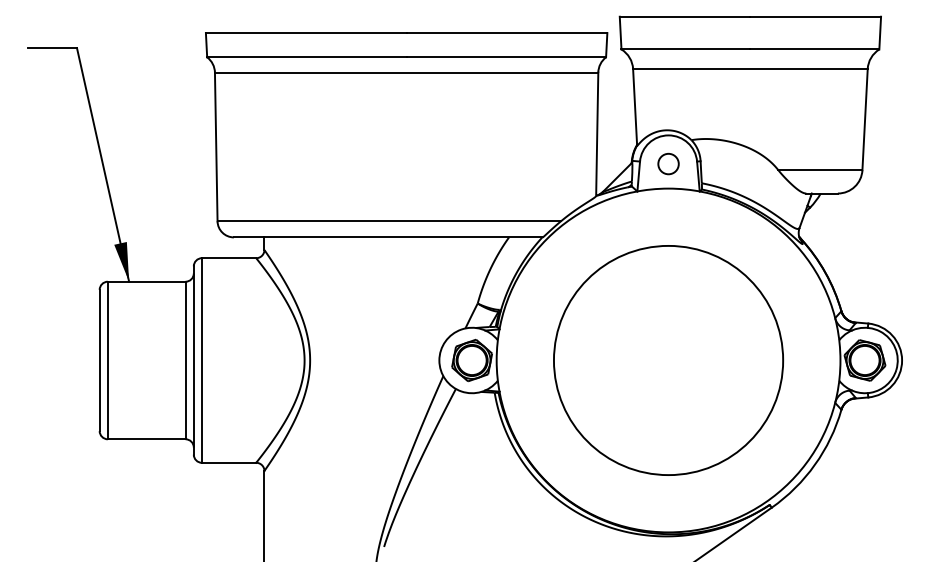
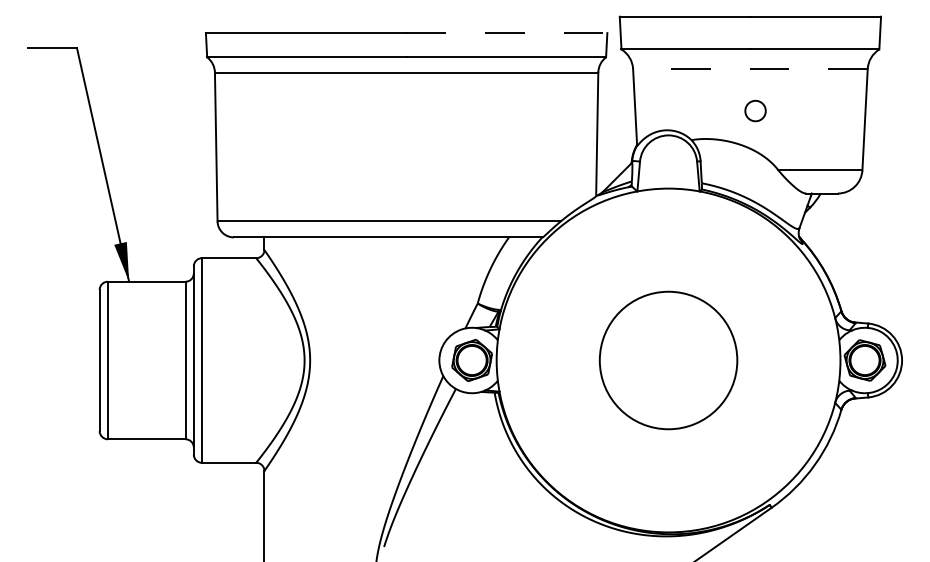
line: solid -> dashed (507, 33)
line: solid -> dashed (749, 69)
circle position: (668, 163) -> (755, 110) (755, 110)
circle diameter: 229 px -> 138 px (668, 360)
